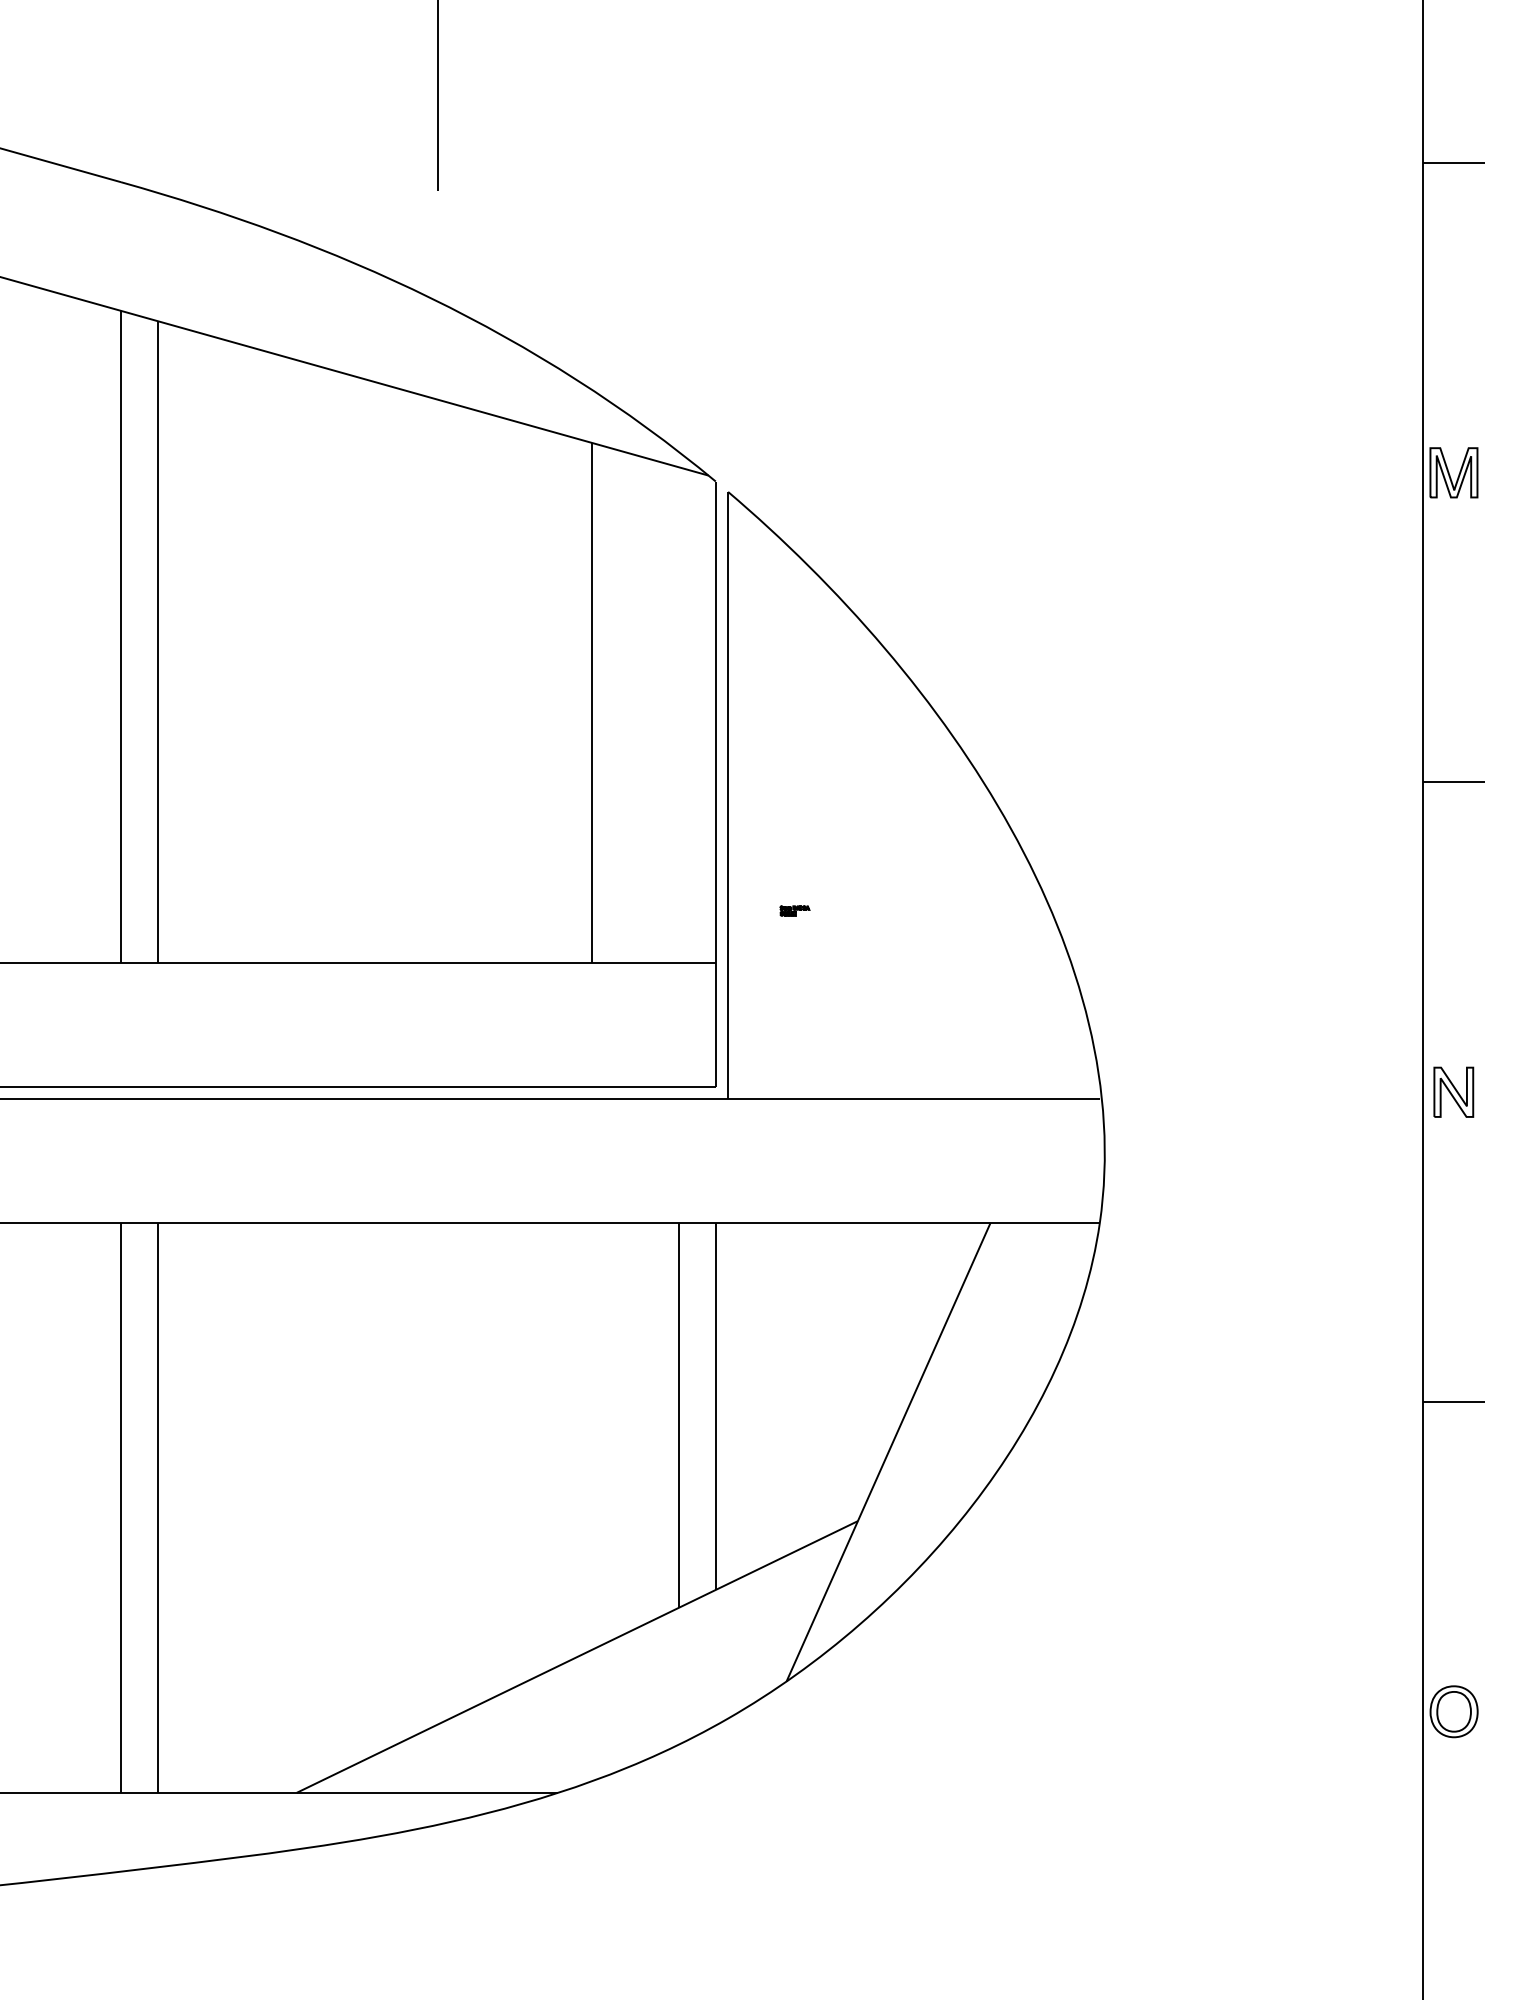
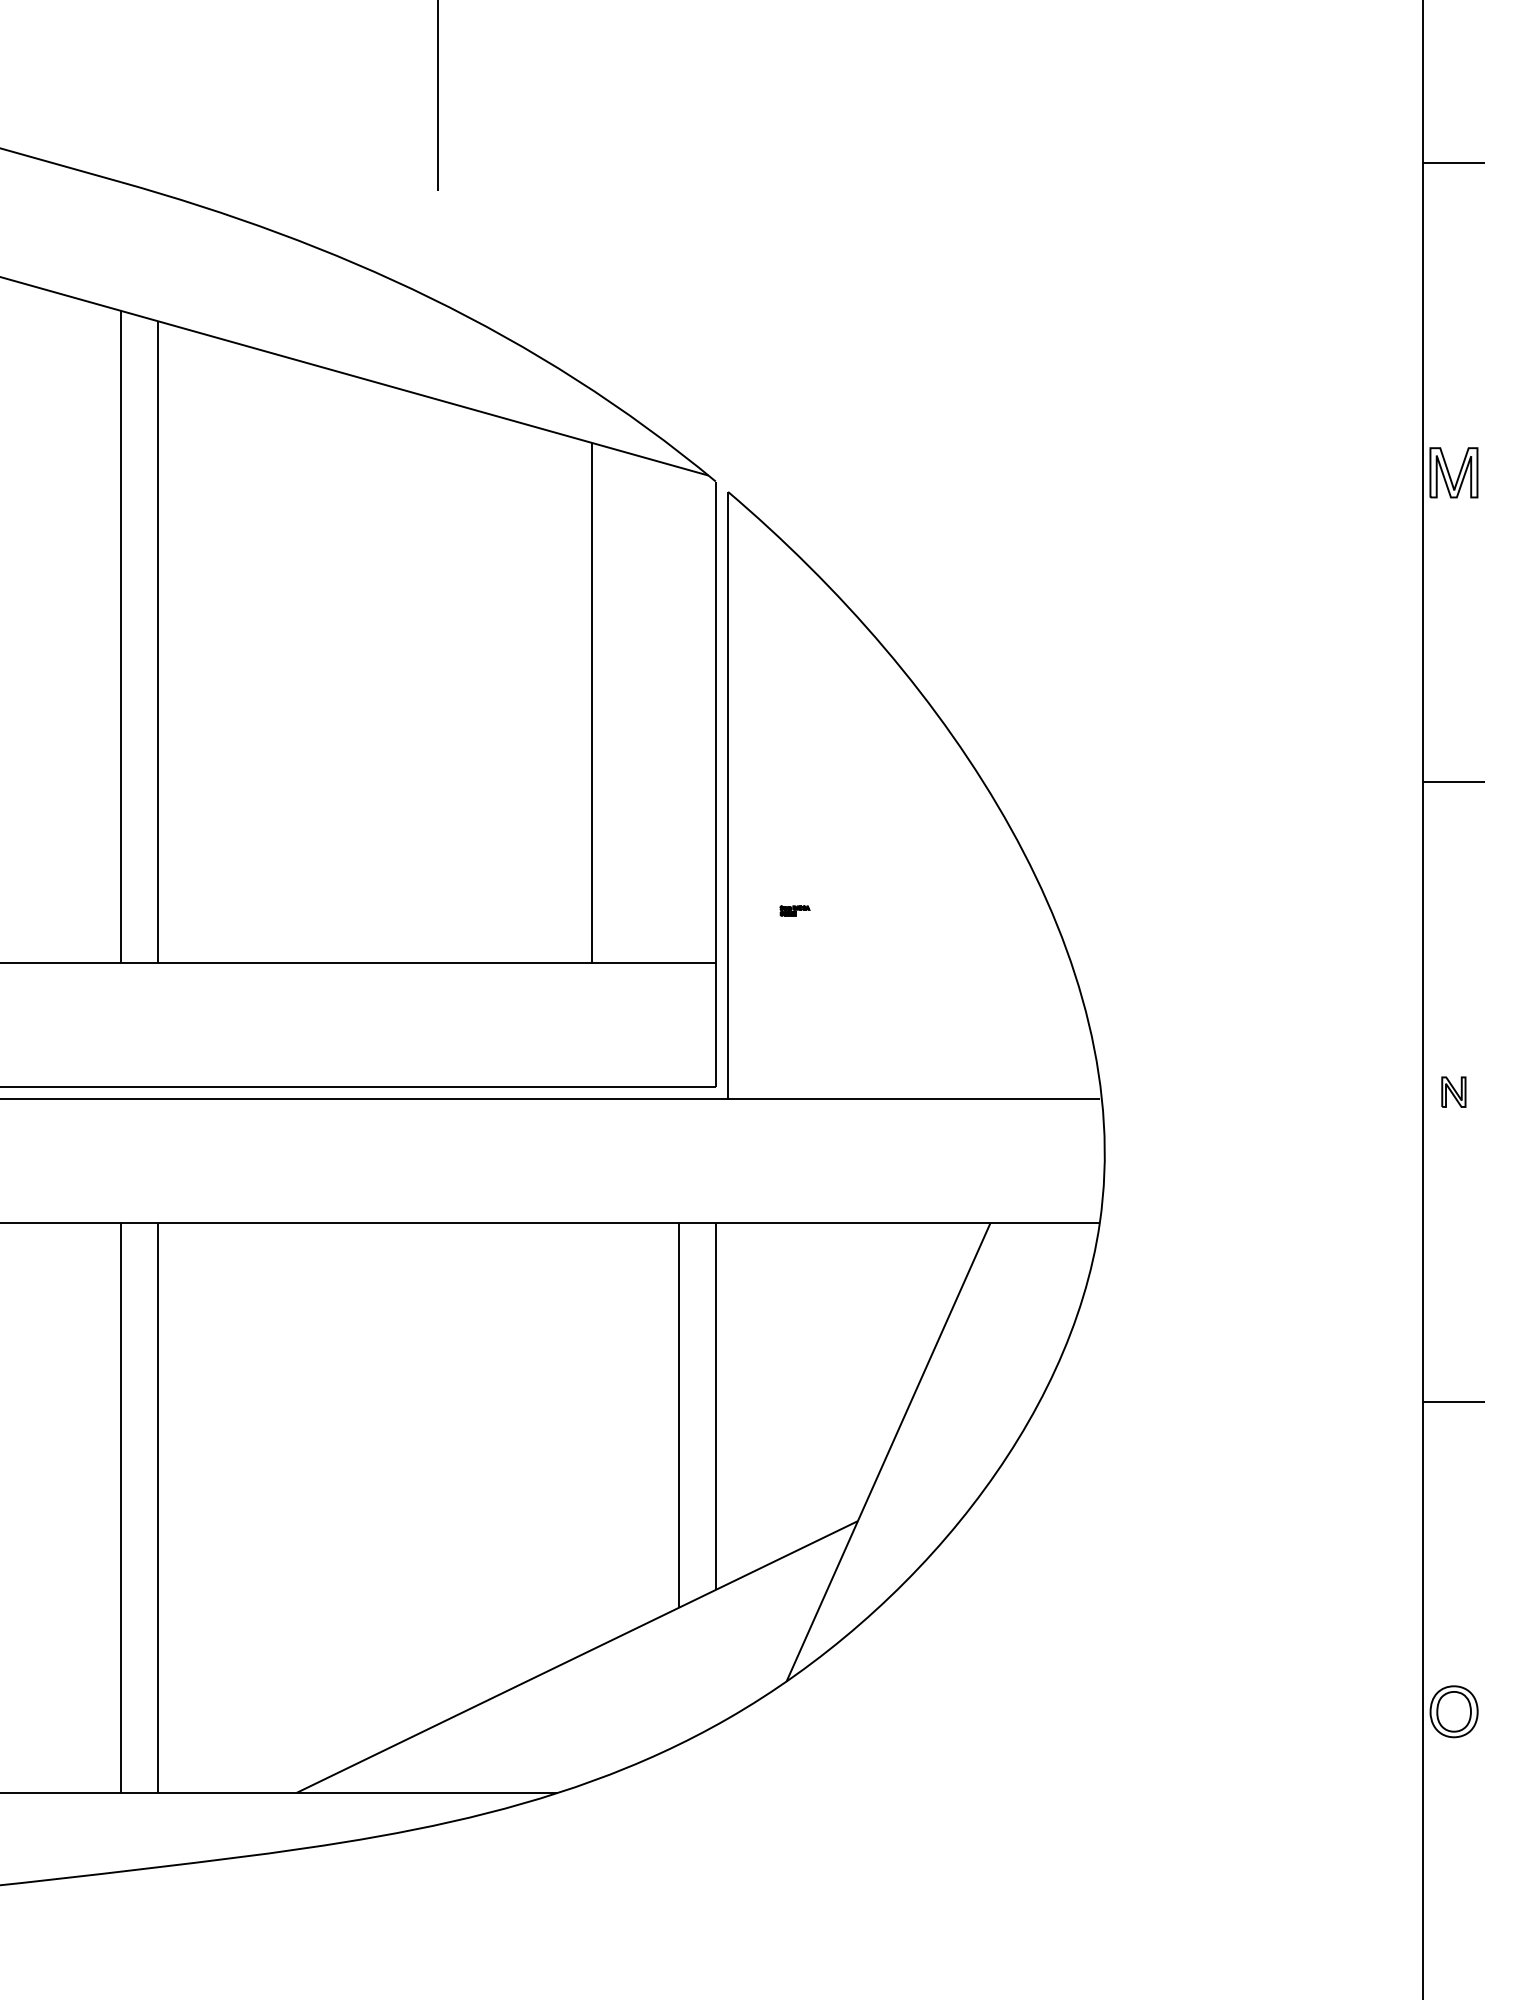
part size: 42x52 px -> 26x32 px (1453, 1091)
